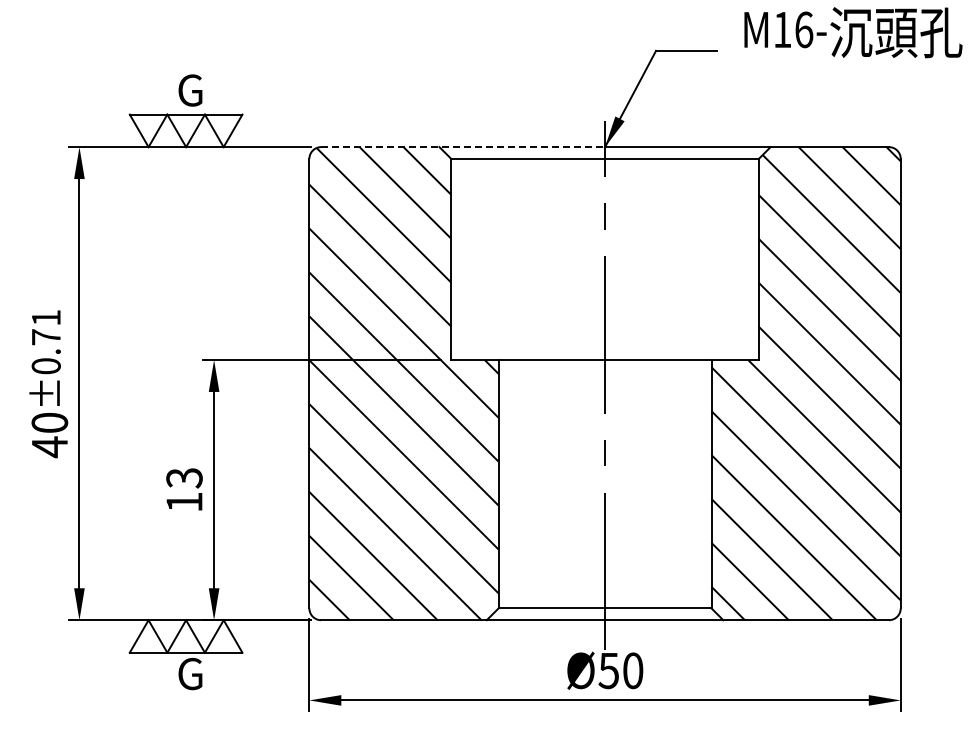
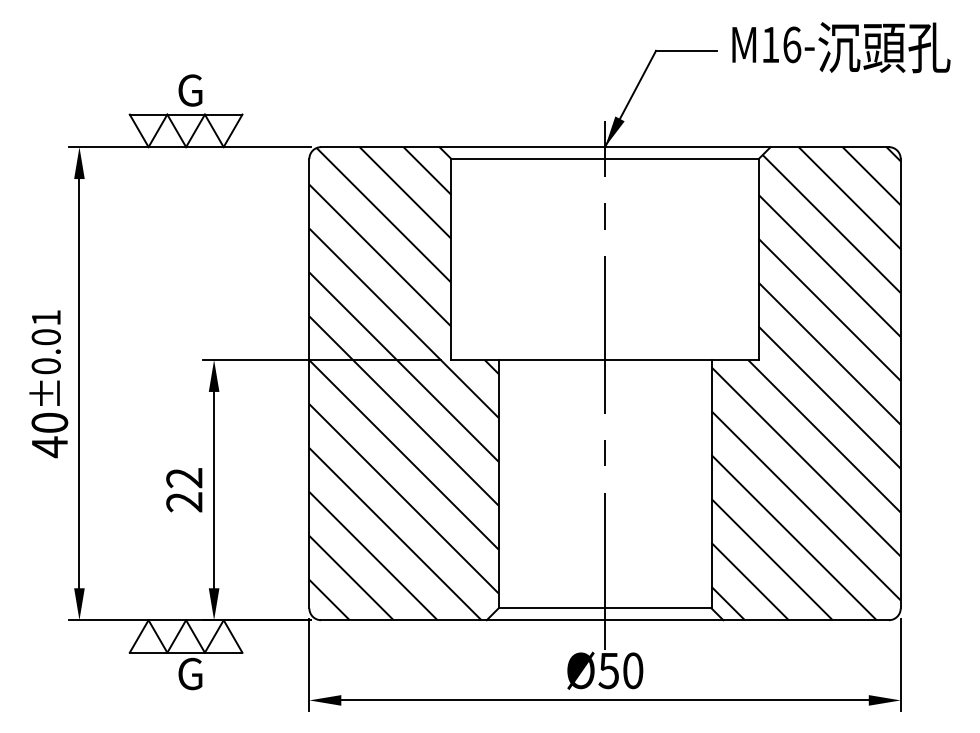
text position: (853, 32) -> (841, 47) (841, 47)
line: dashed -> solid (463, 147)
text: ±0.71 -> ±0.01 (45, 337)
text: 13 -> 22 (184, 490)
